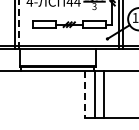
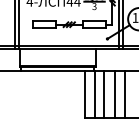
line: dashed -> solid (19, 24)
line: dashed -> solid (85, 94)
line: none -> present (114, 94)
line: none -> present (124, 94)
